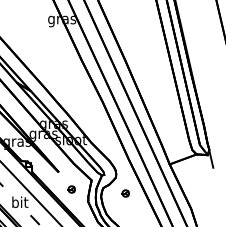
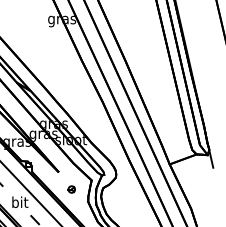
part: present -> none (125, 193)
